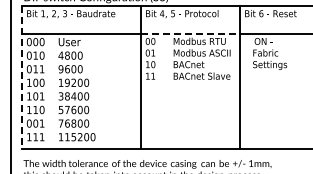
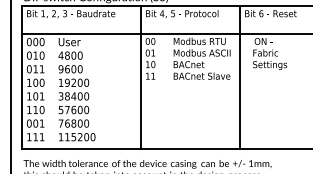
line: dashed -> solid (190, 34)
line: dashed -> solid (22, 78)
